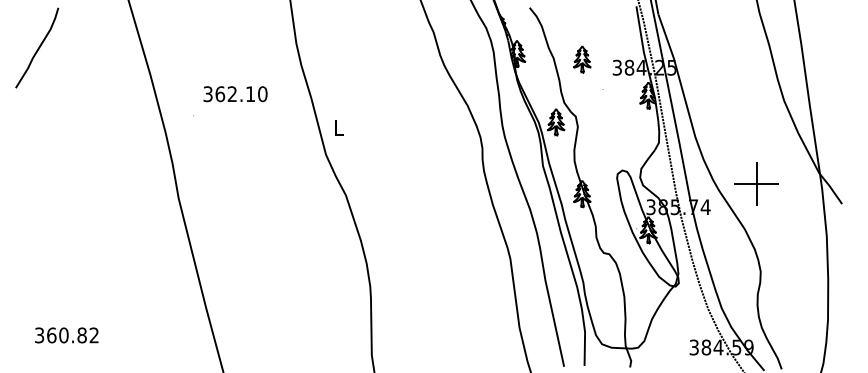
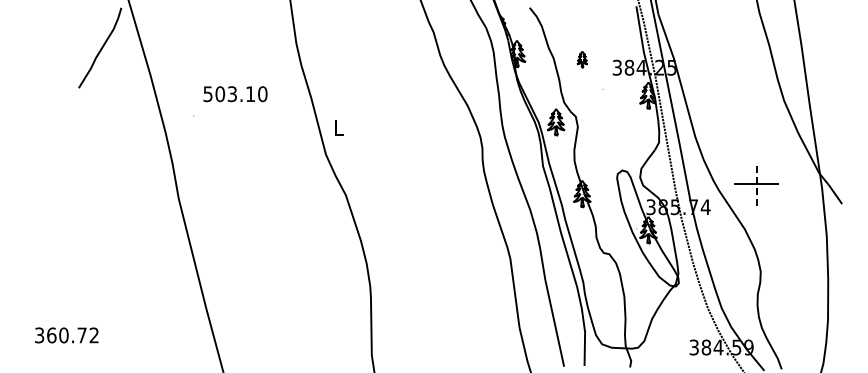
curve position: (38, 47) -> (101, 47) (101, 47)
part size: 19x29 px -> 12x18 px (581, 59)
text: 362.10 -> 503.10 (220, 94)
line: solid -> dashed (756, 183)
text: 360.82 -> 360.72 (81, 335)
